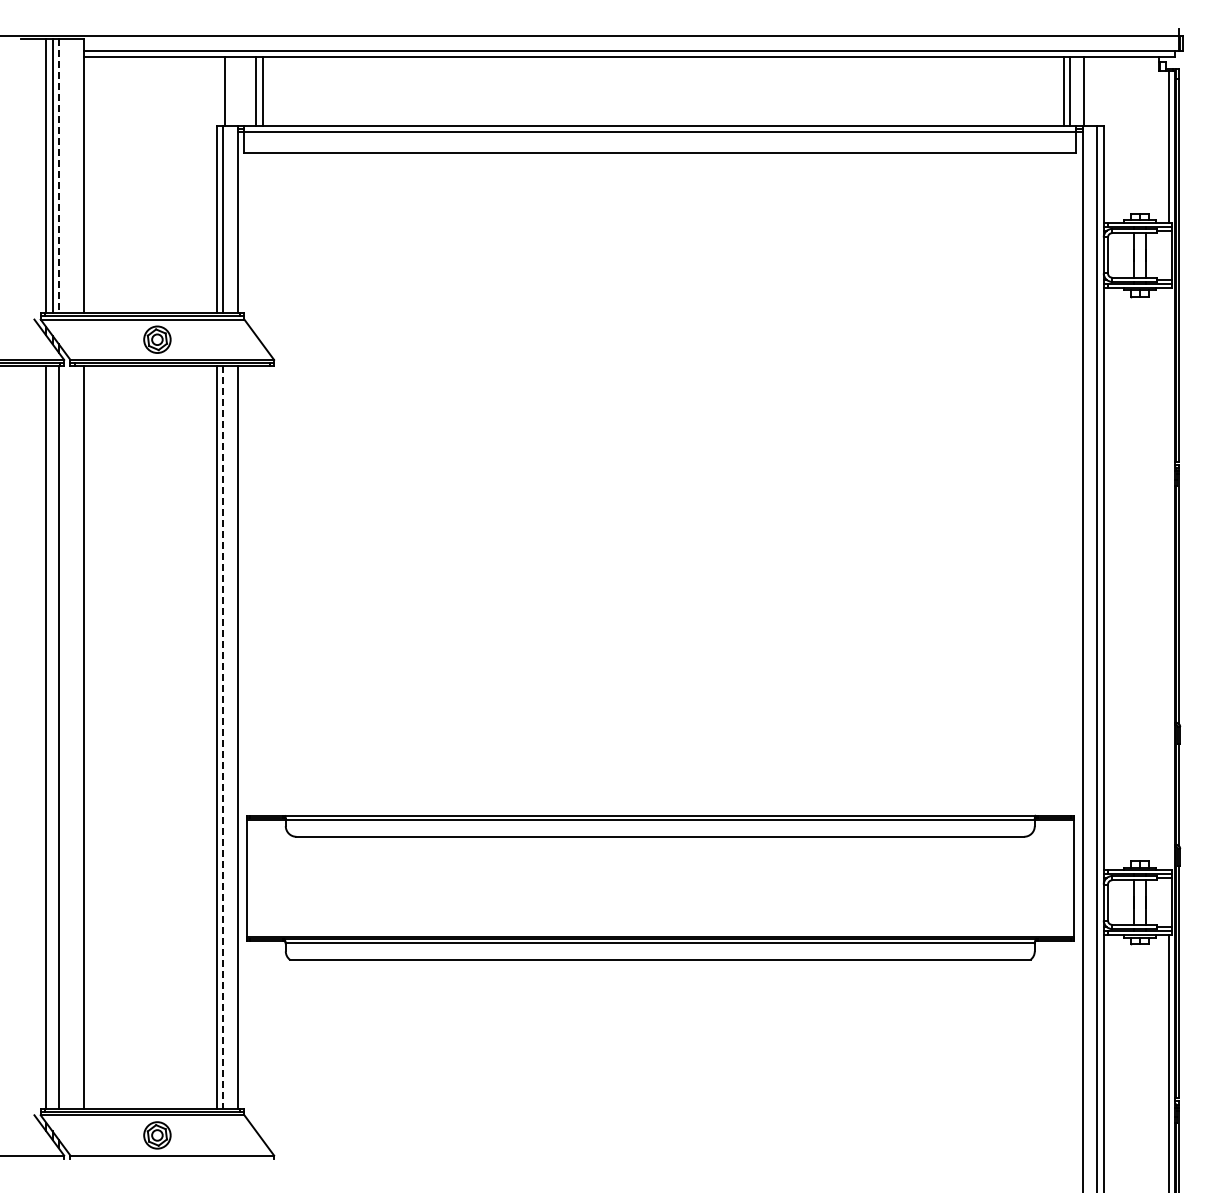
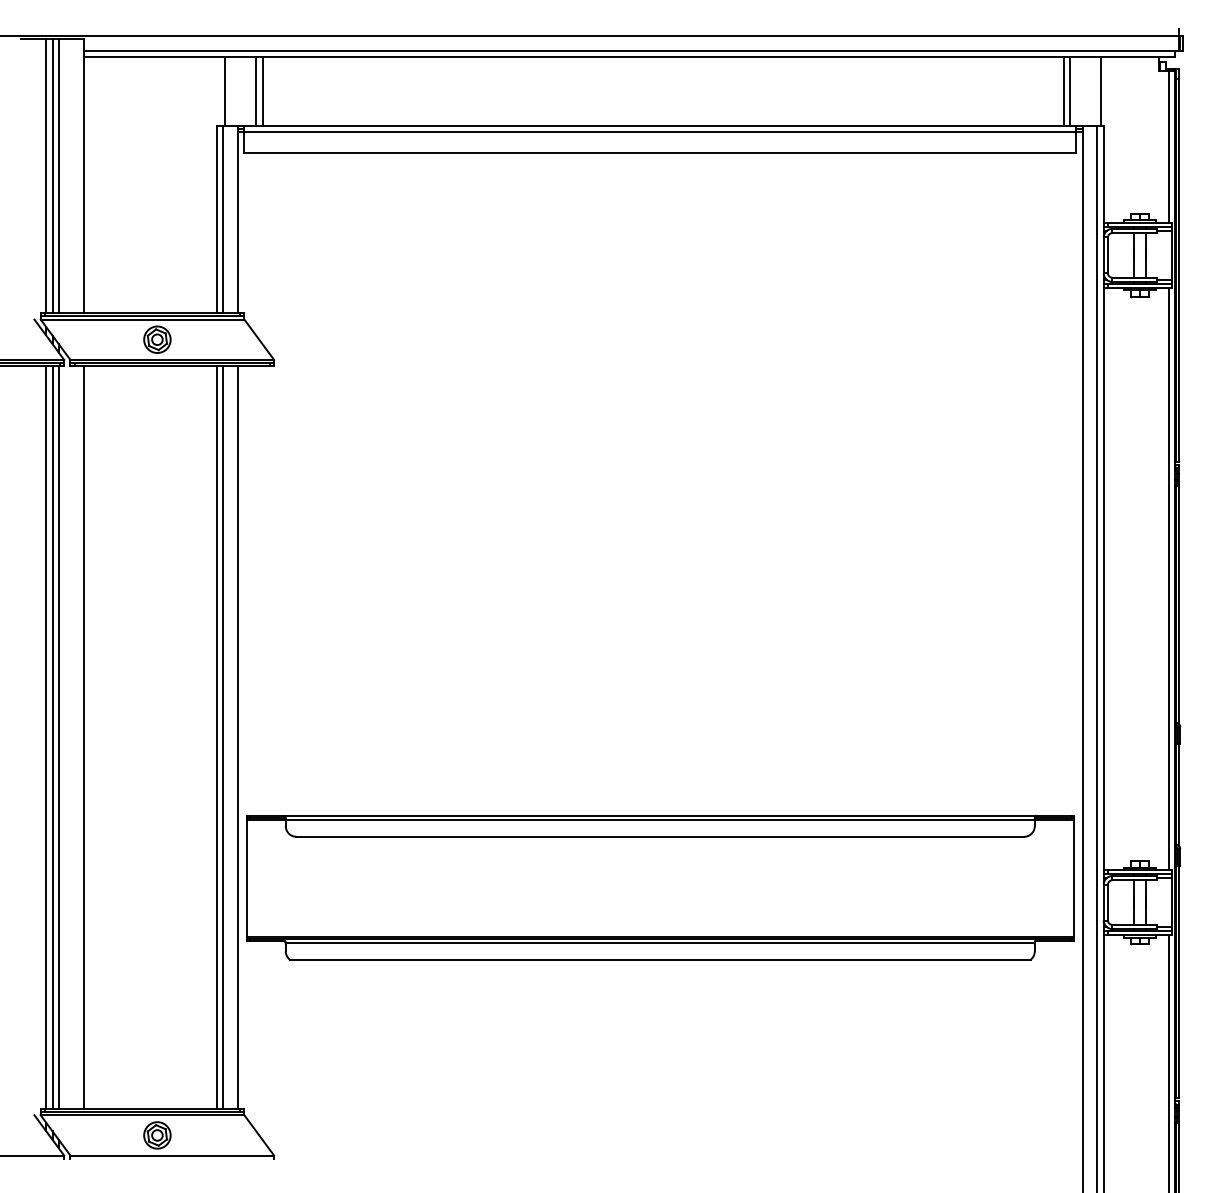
line position: (1083, 91) -> (1100, 91) (1100, 91)
line: dashed -> solid (58, 176)
line: none -> present (1168, 578)
line: none -> present (52, 737)
line: dashed -> solid (223, 738)
